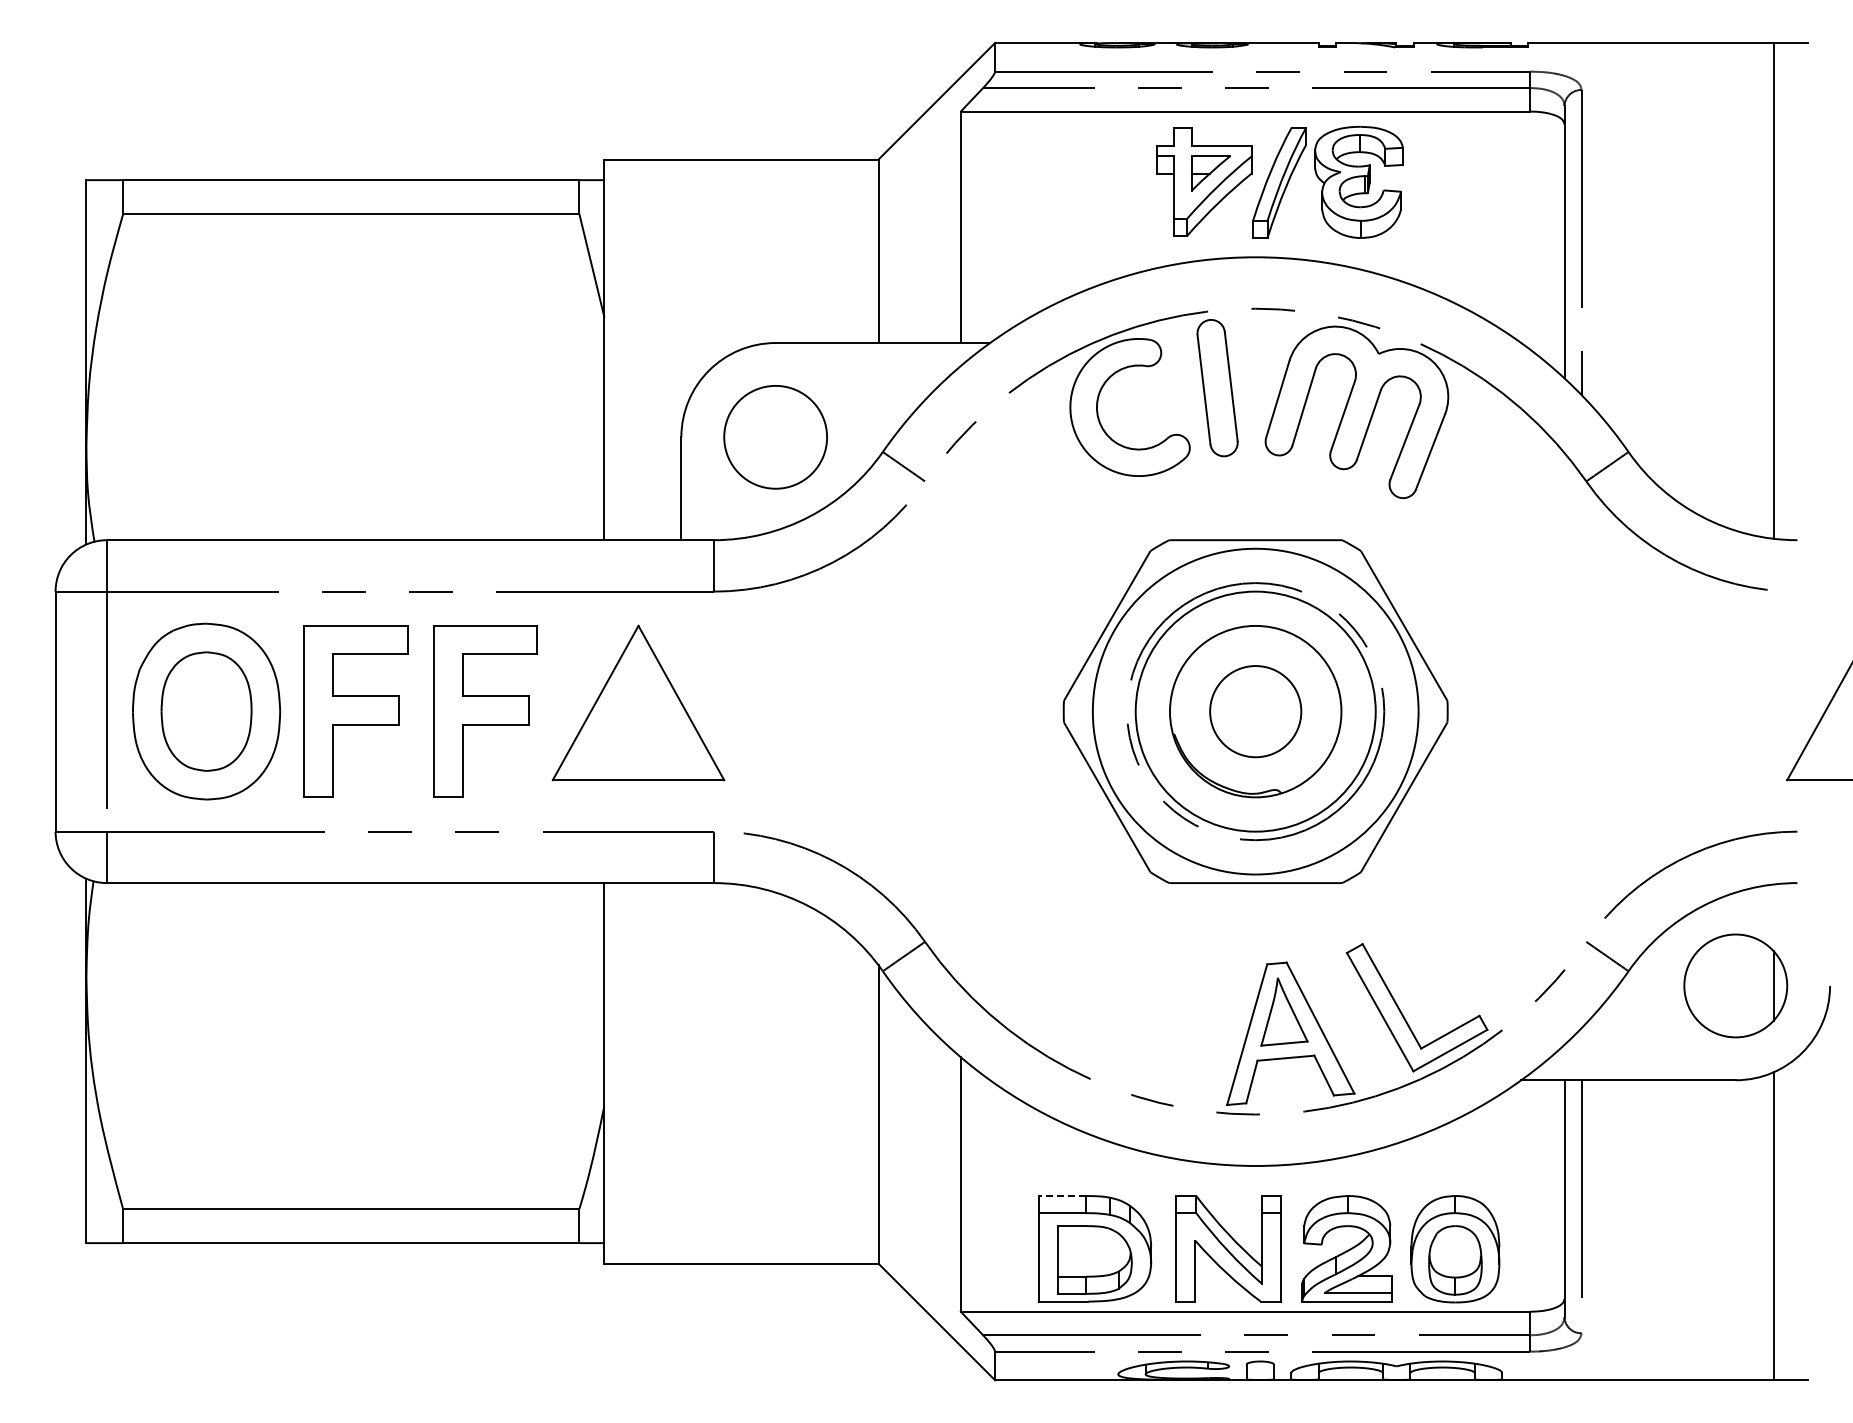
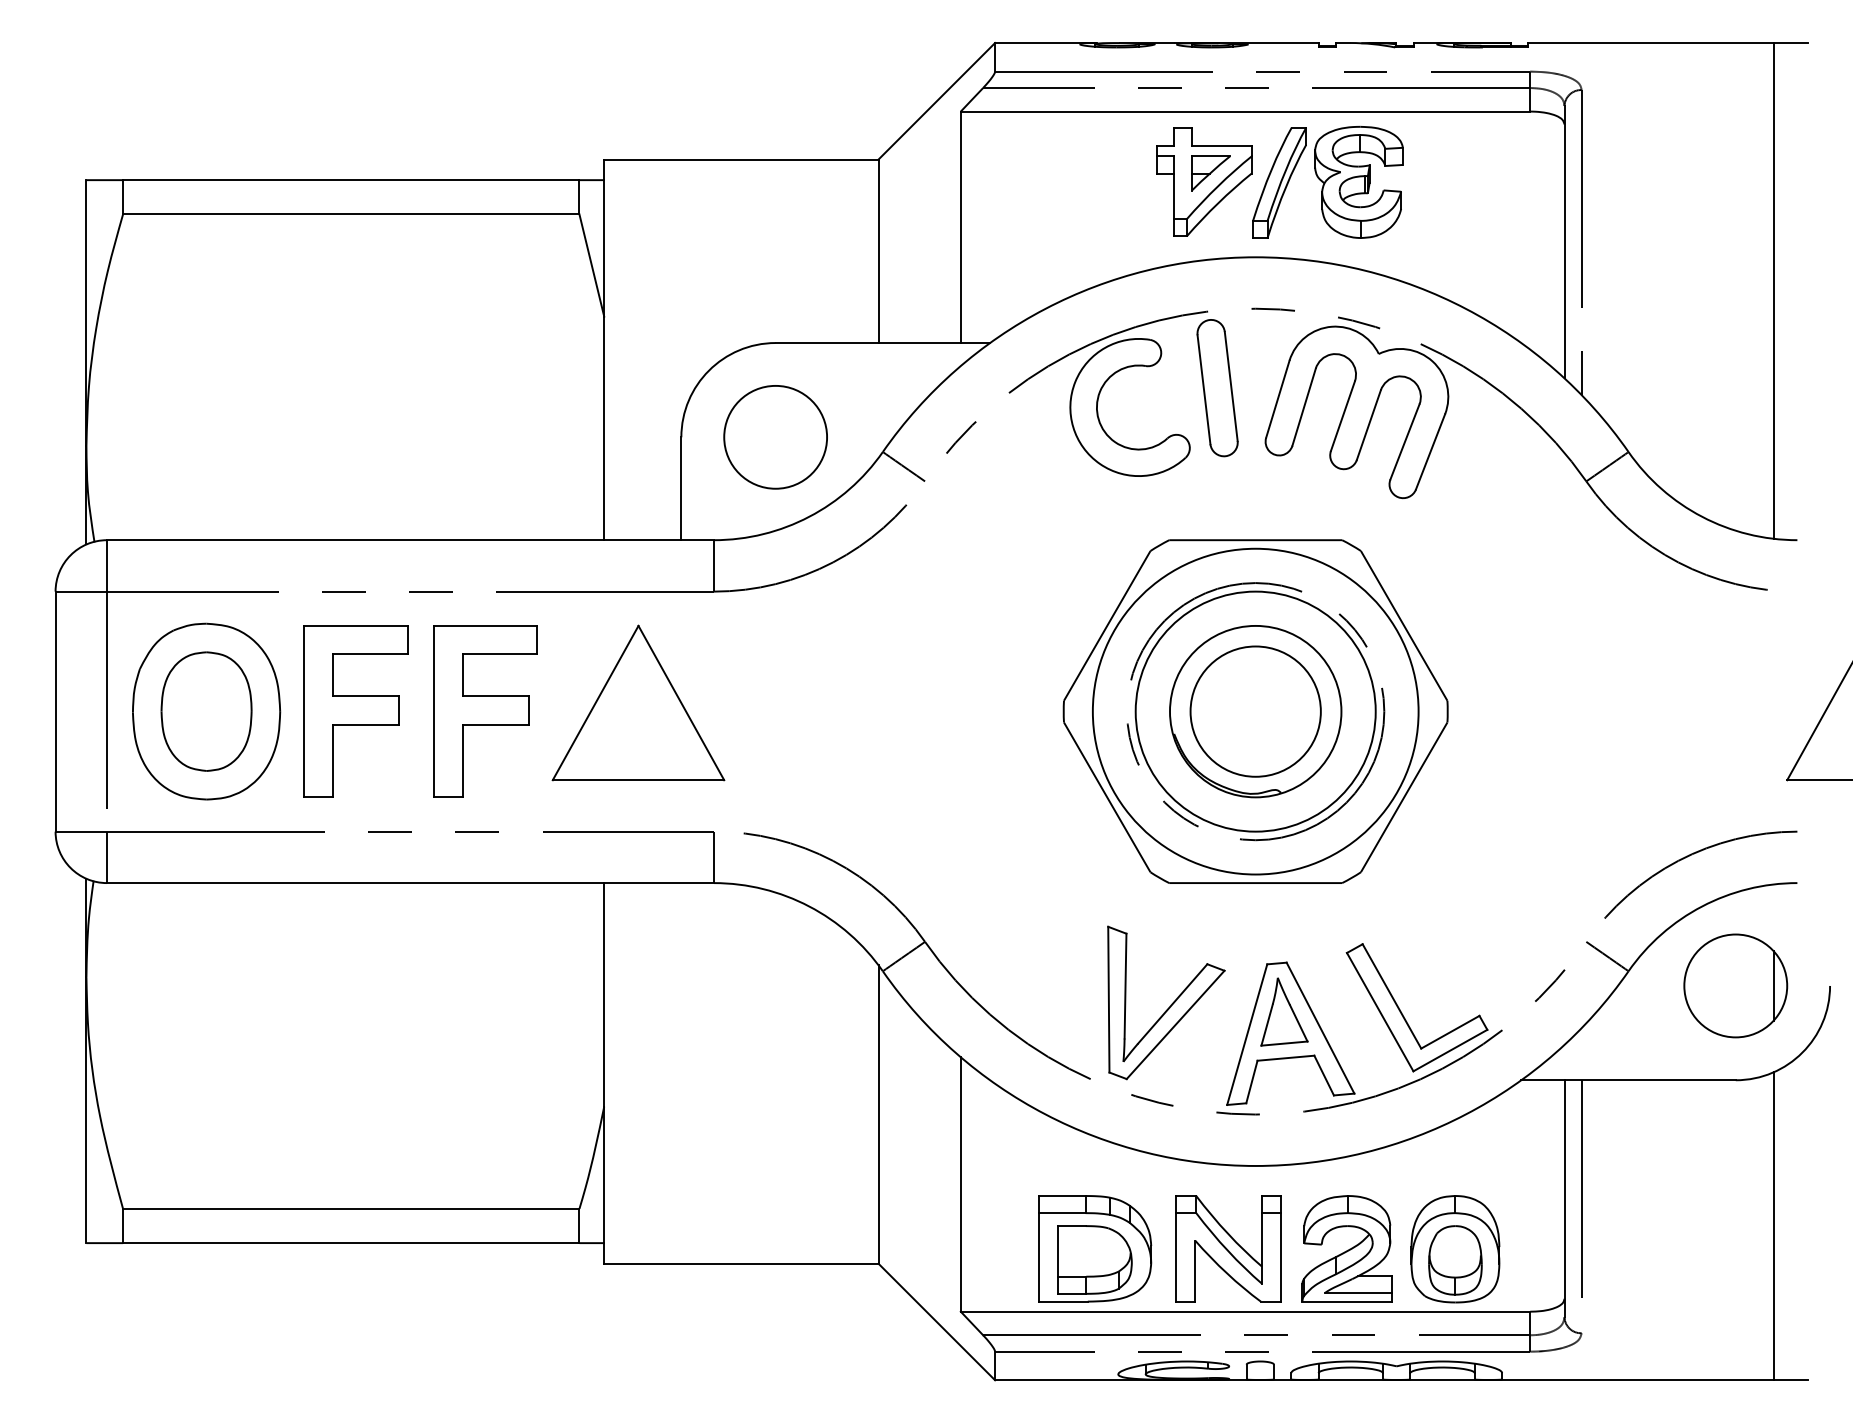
circle diameter: 91 px -> 130 px (1255, 711)
part: none -> present (1166, 1002)
line: dashed -> solid (1061, 1195)
